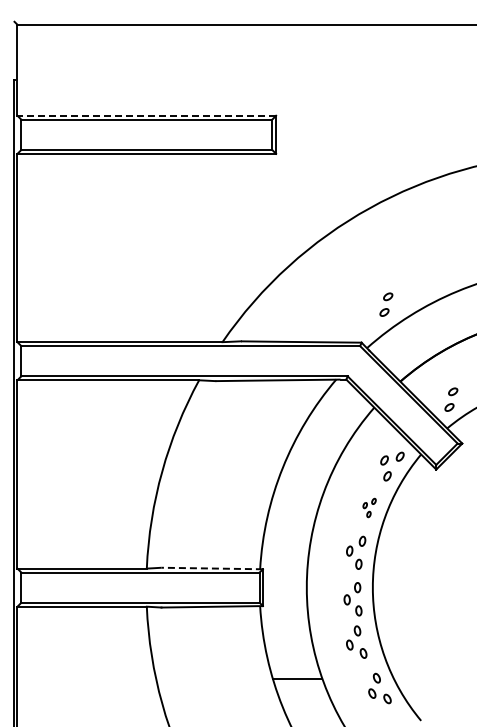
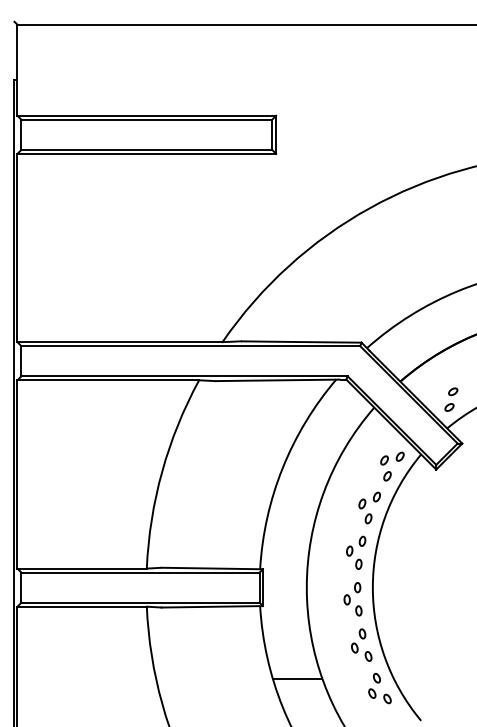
line: dashed -> solid (146, 115)
part: present -> none (386, 304)
part size: 15x22 px -> 23x34 px (369, 507)
line: dashed -> solid (212, 568)
part position: (356, 641) -> (361, 644) (361, 644)
